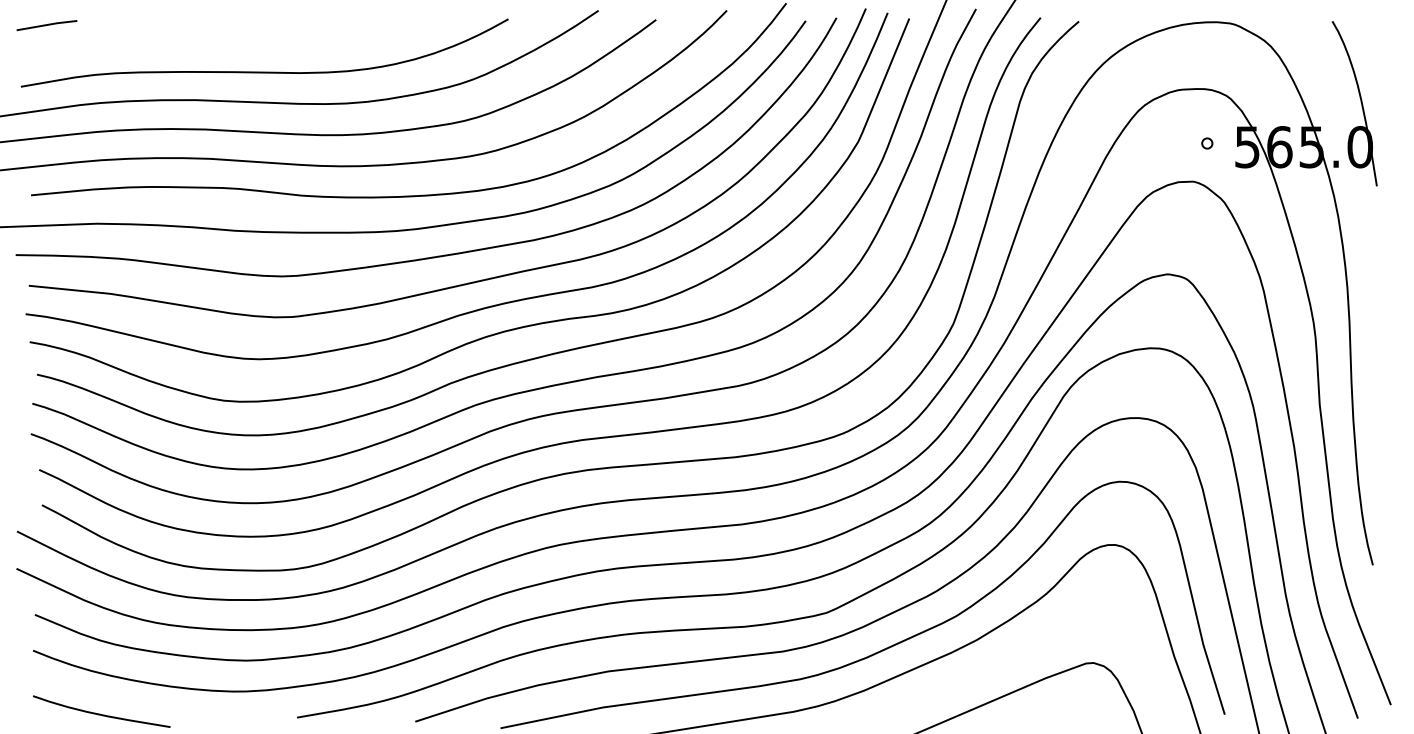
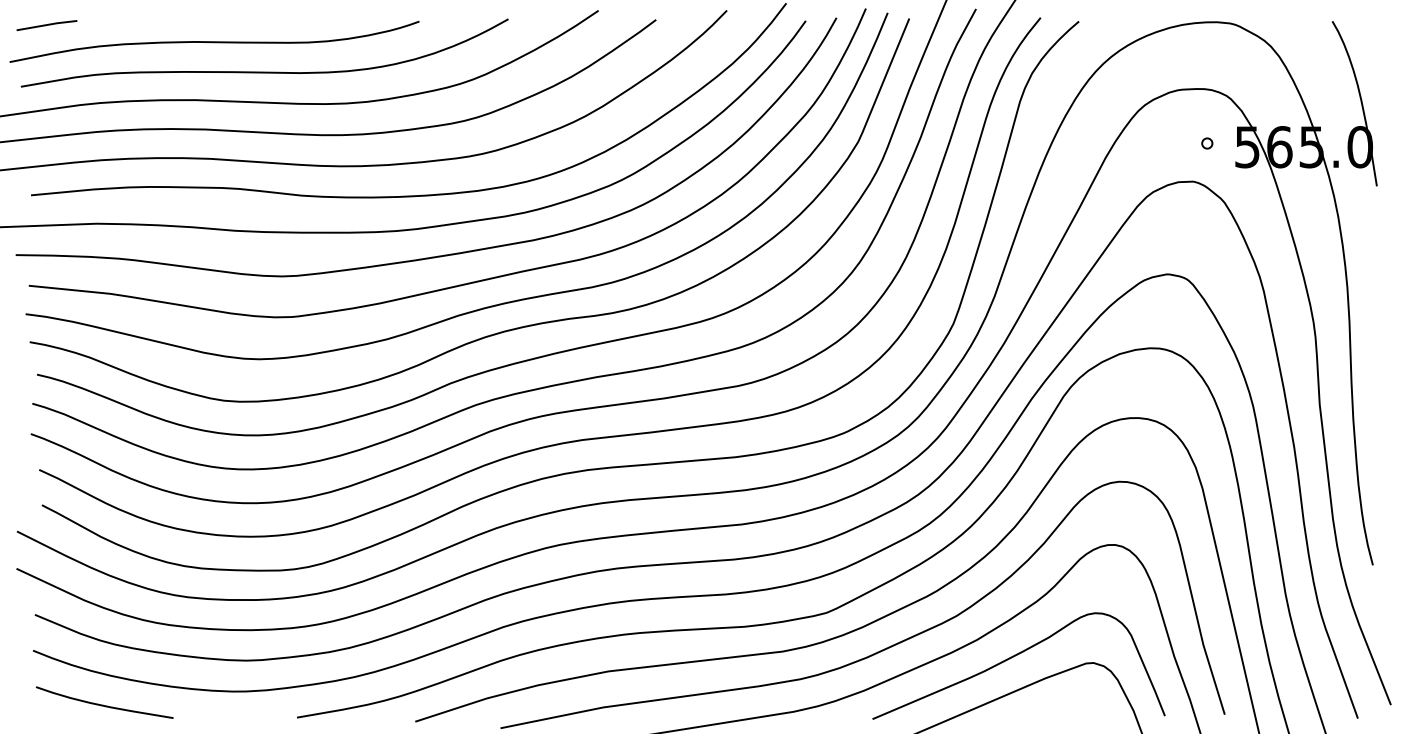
curve: none -> present (214, 41)
curve: none -> present (1013, 657)
curve position: (100, 713) -> (103, 704) (103, 704)
